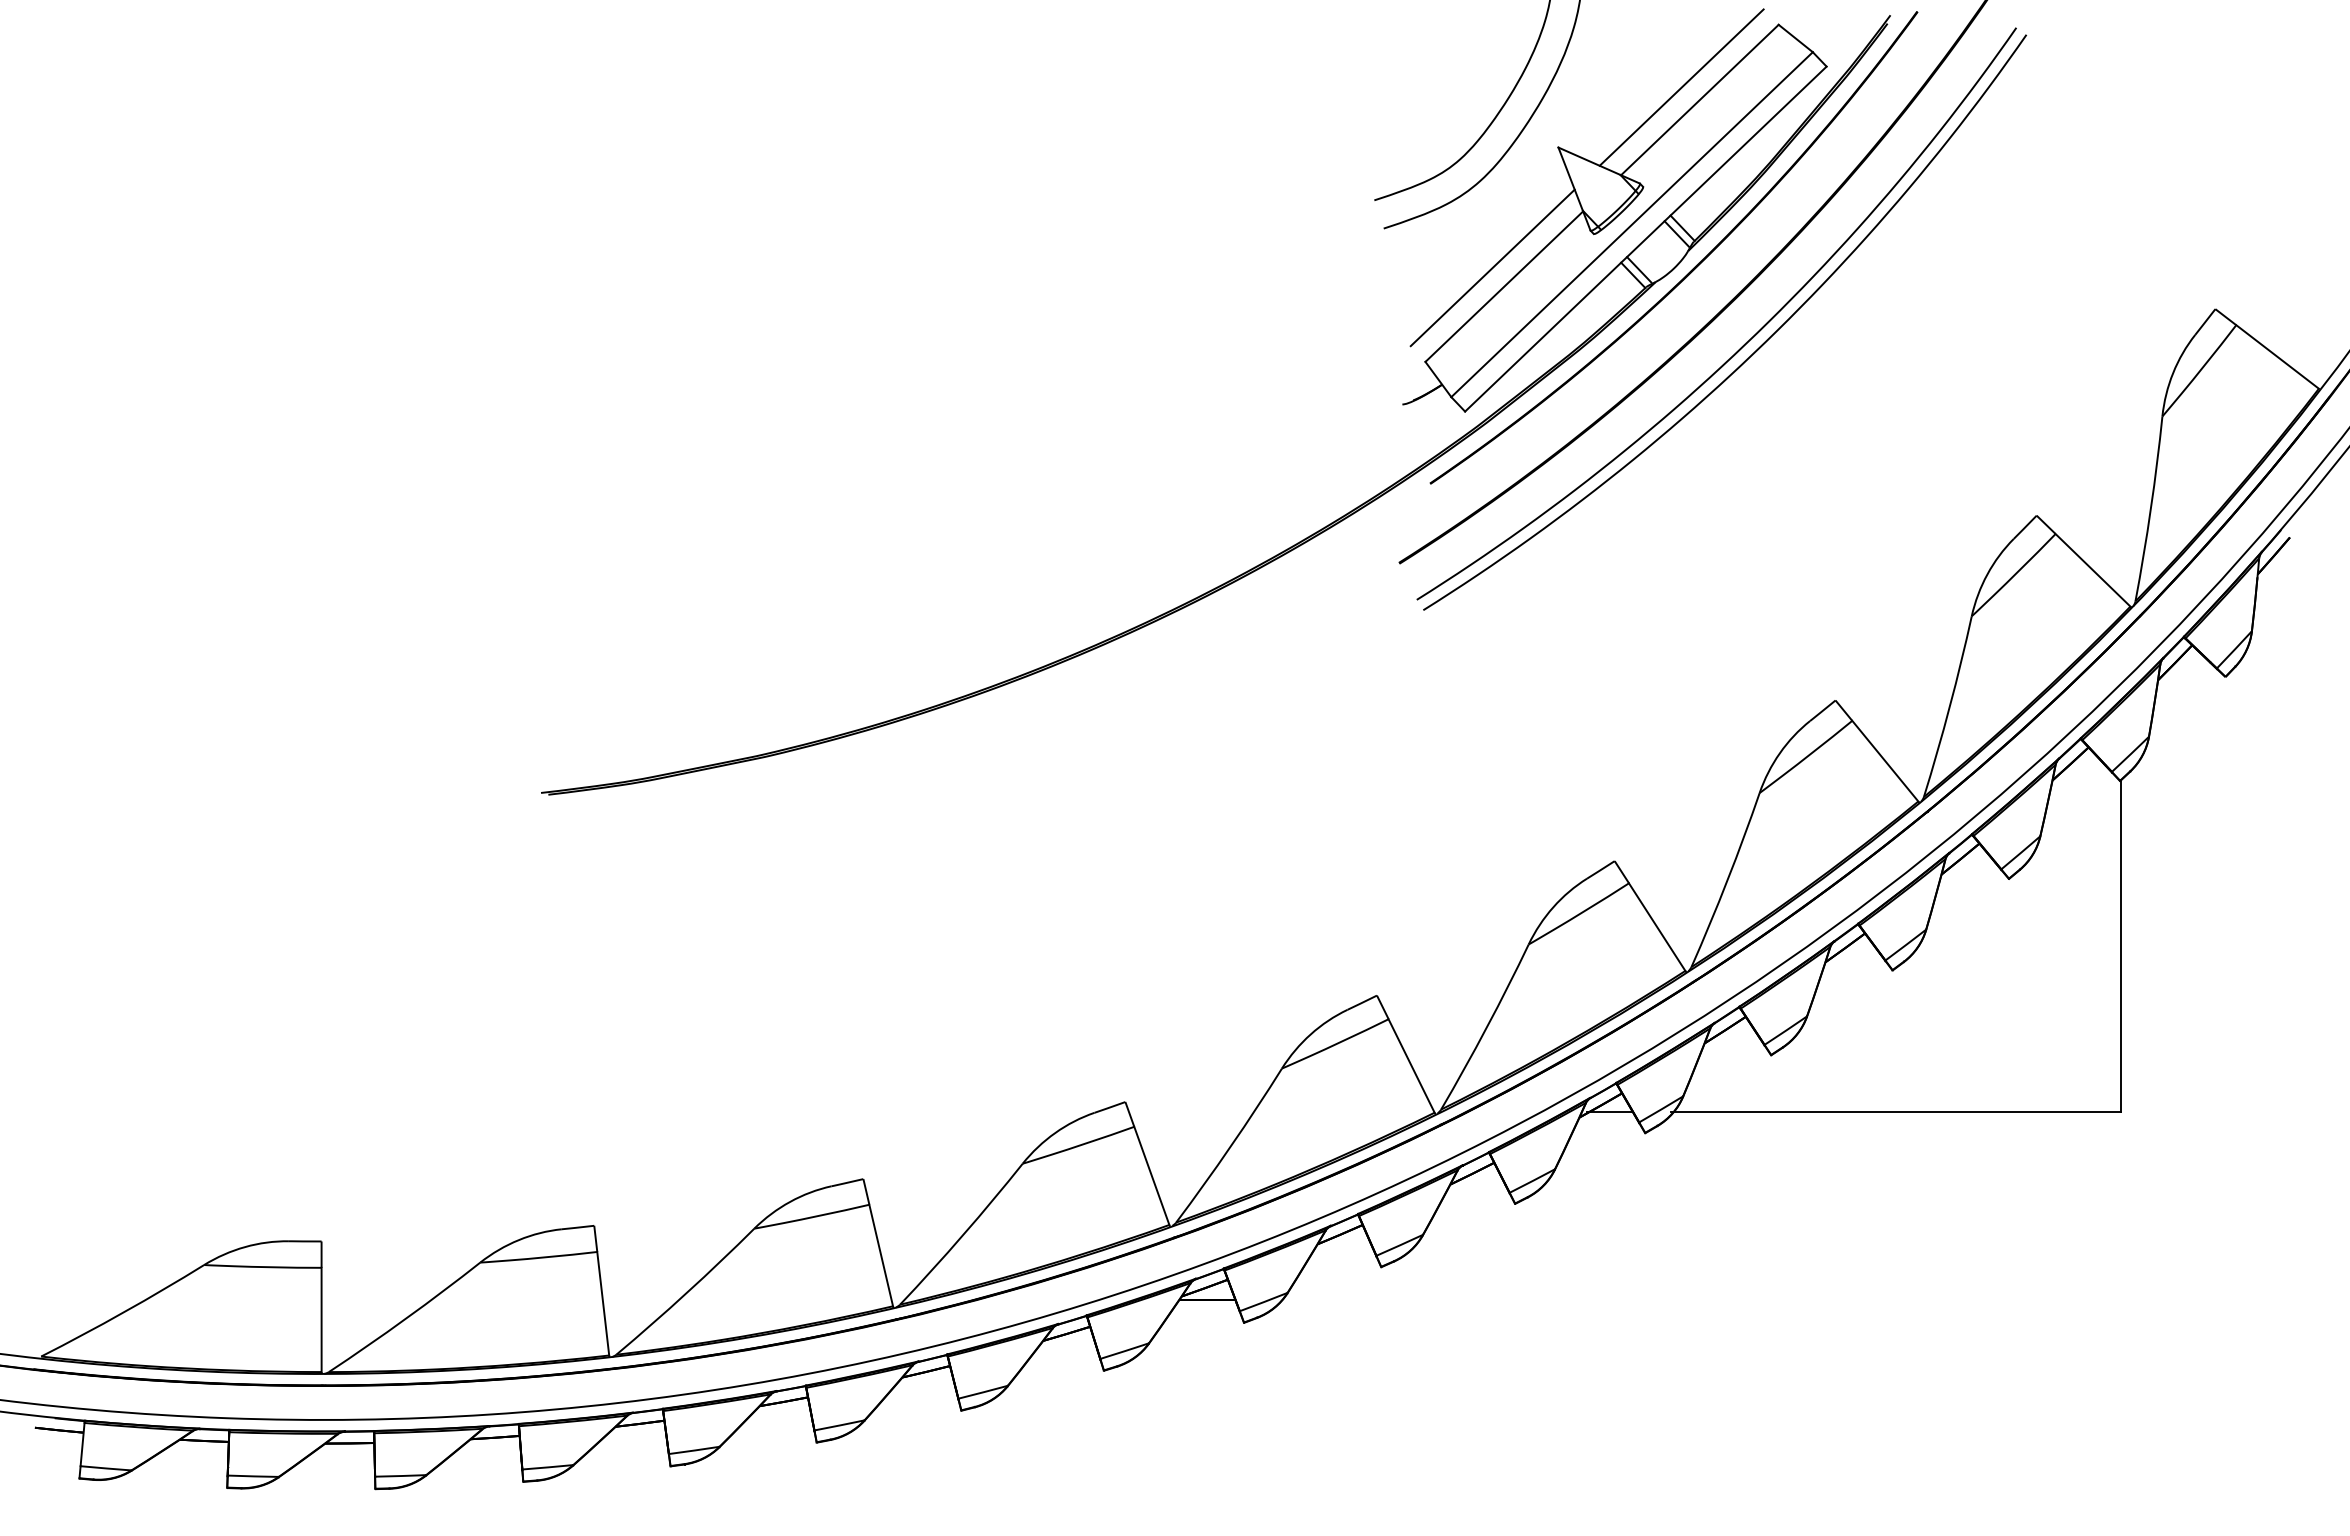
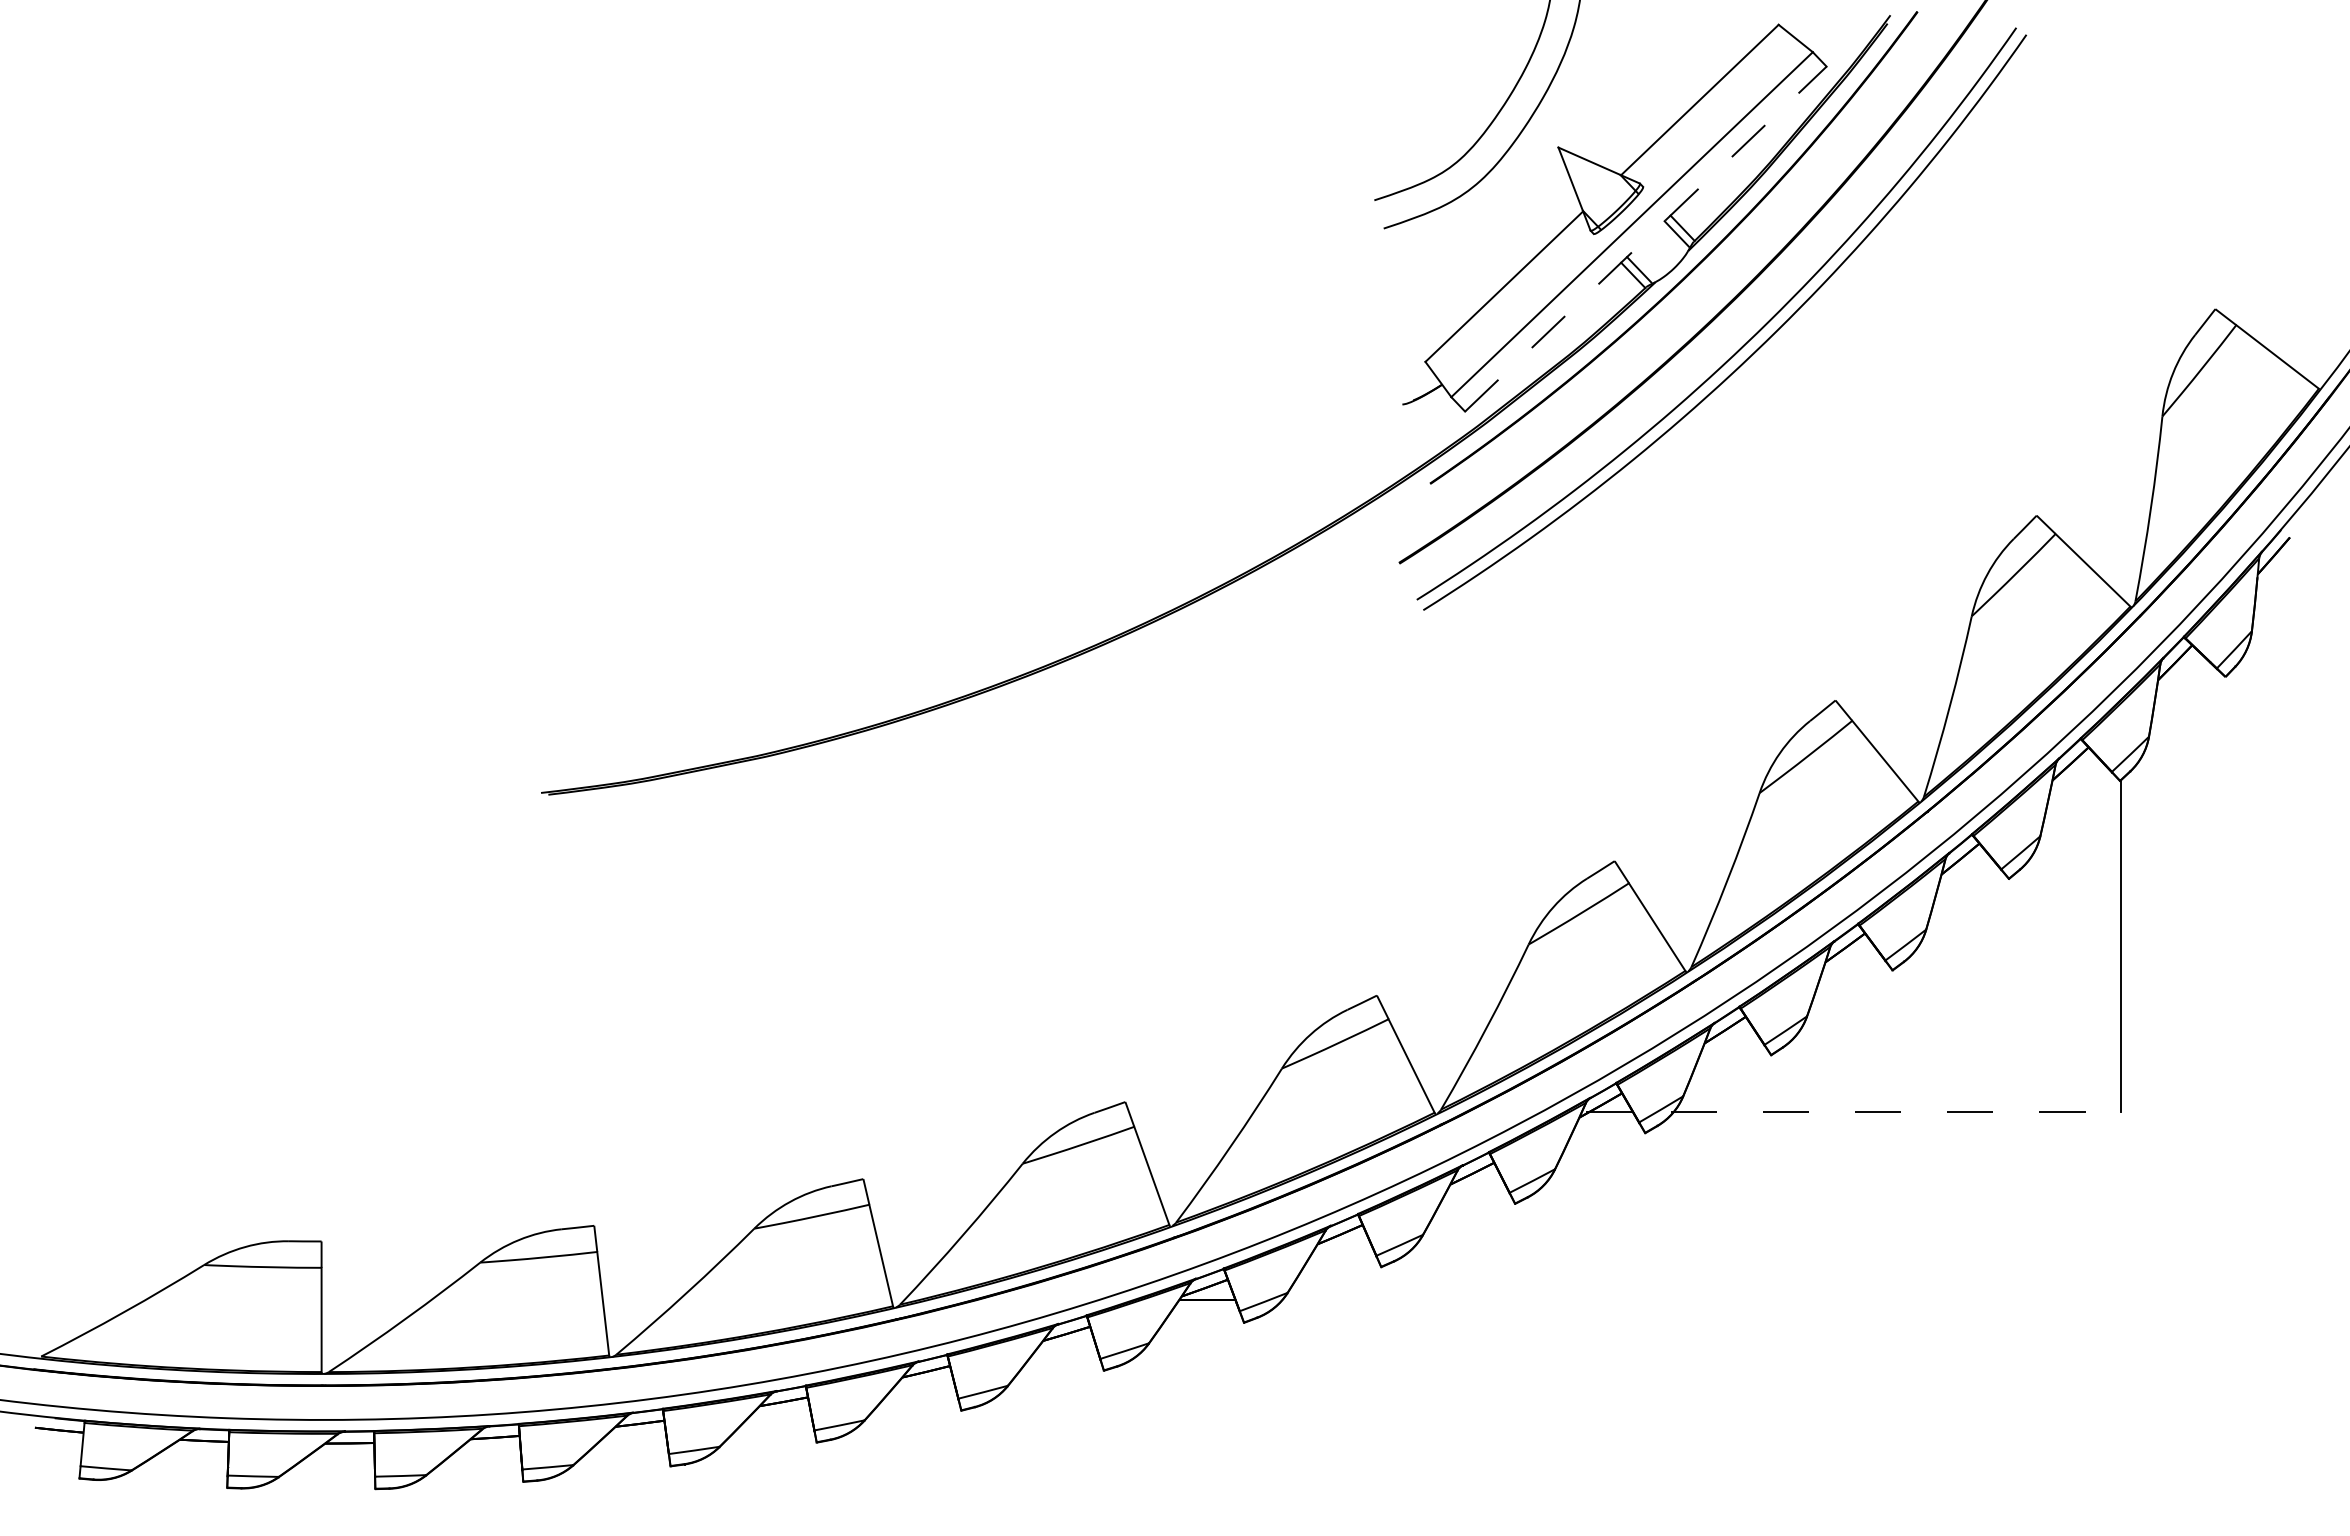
line: present -> none (1681, 87)
line: solid -> dashed (1645, 239)
line: present -> none (1492, 267)
line: solid -> dashed (1896, 1112)
